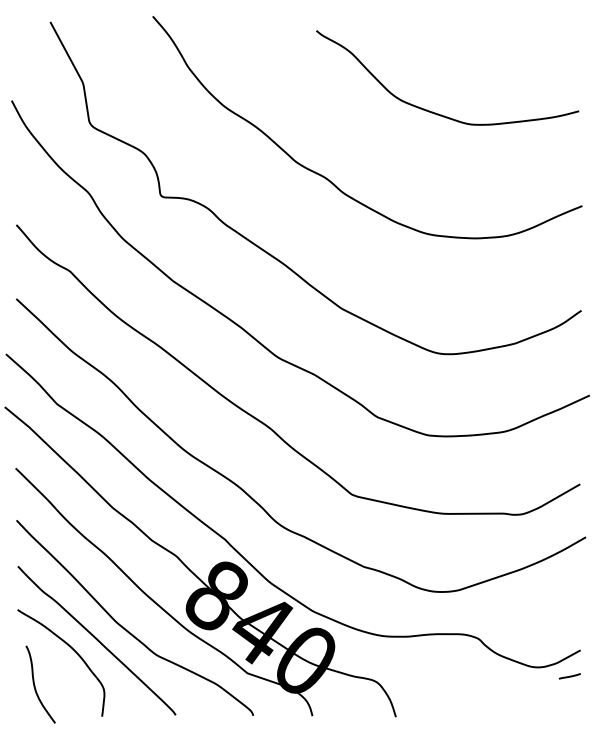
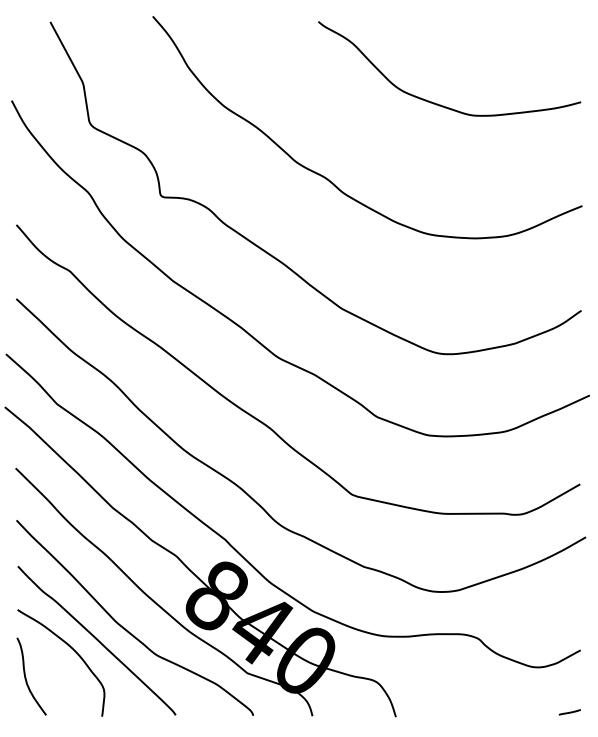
curve position: (435, 112) -> (437, 103) (437, 103)
line position: (569, 676) -> (569, 712) (569, 712)
curve position: (35, 685) -> (26, 677) (26, 677)
